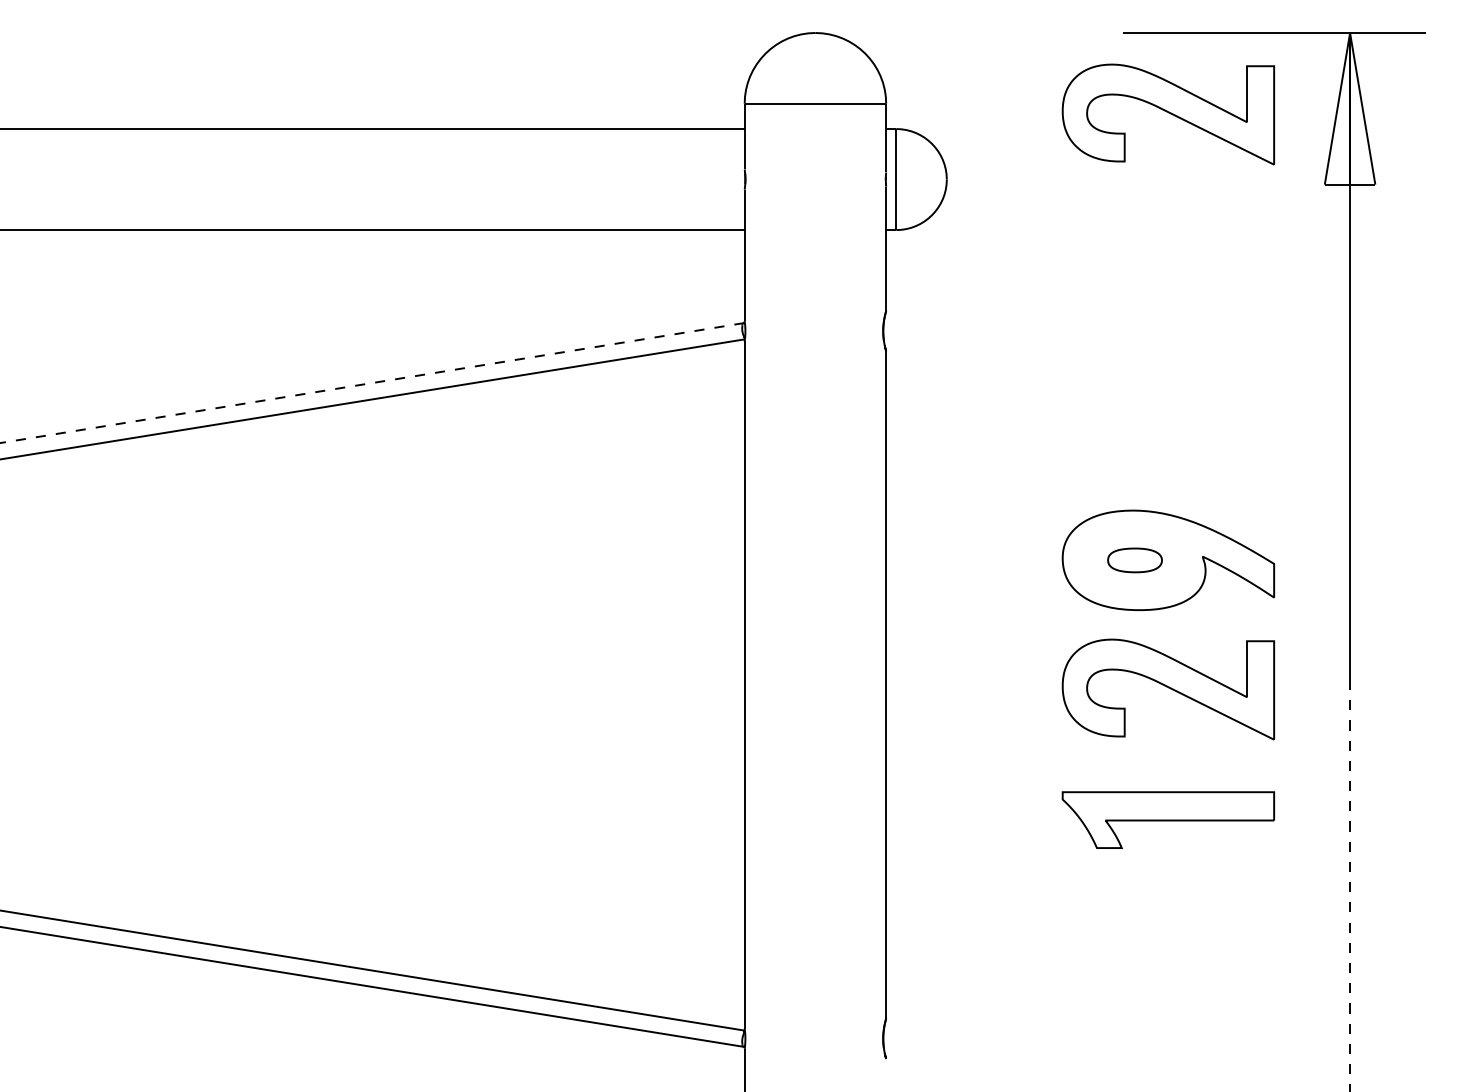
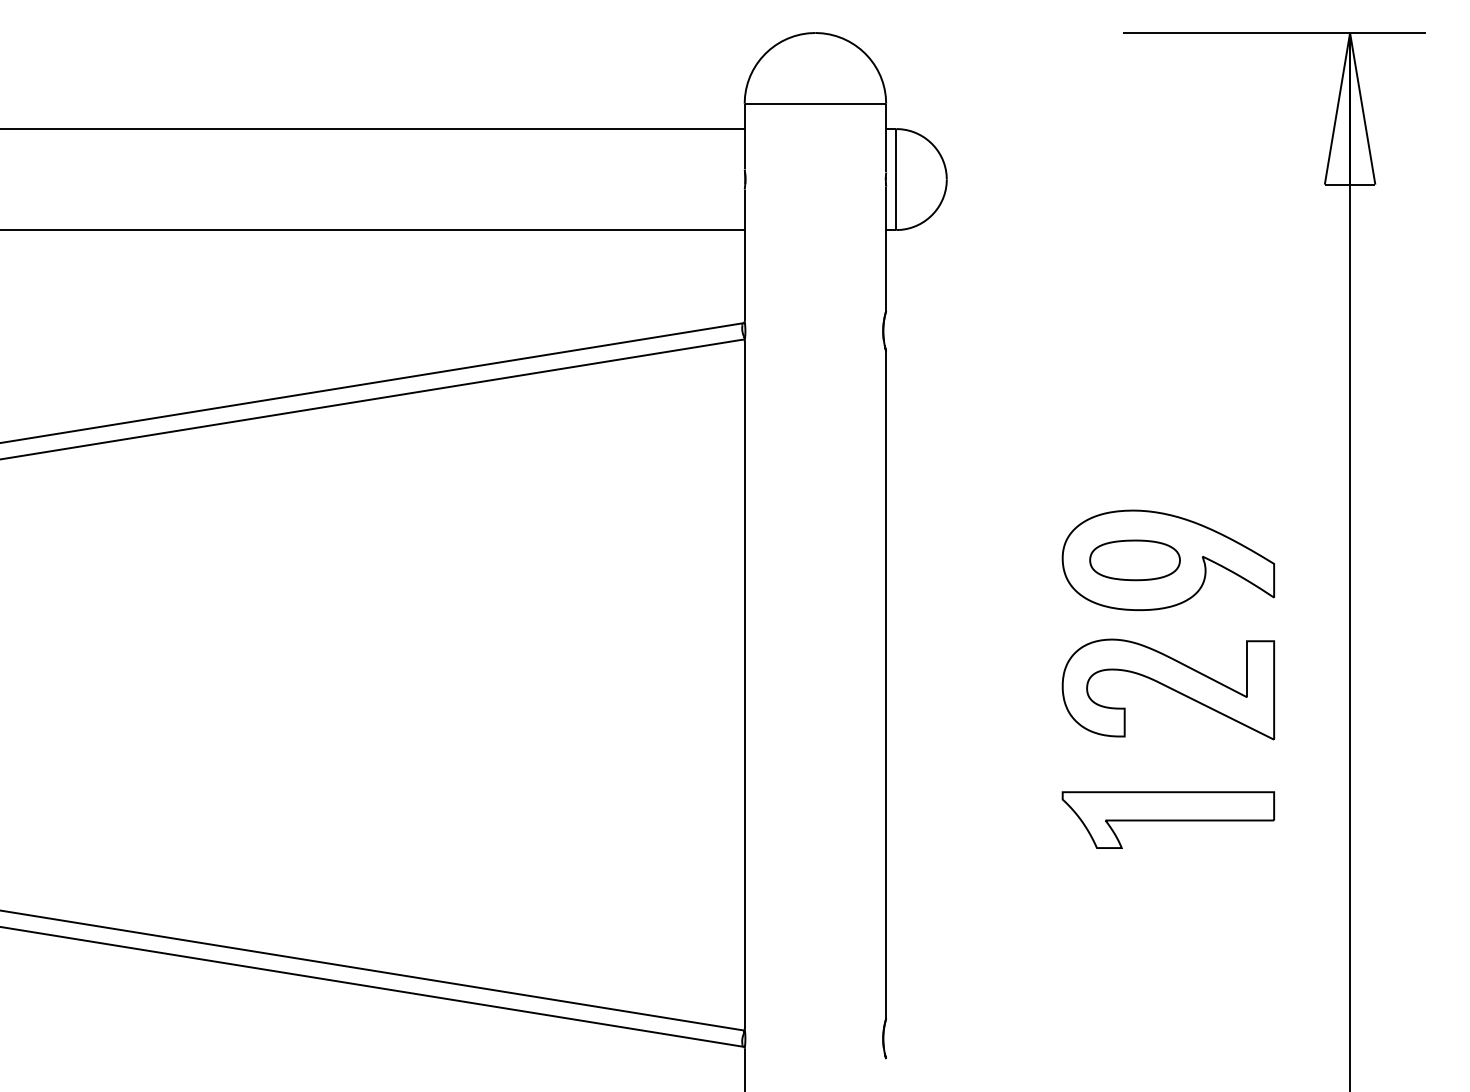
part: present -> none (1167, 114)
line: dashed -> solid (372, 383)
part size: 56x27 px -> 92x43 px (1134, 560)
line: dashed -> solid (1350, 887)
